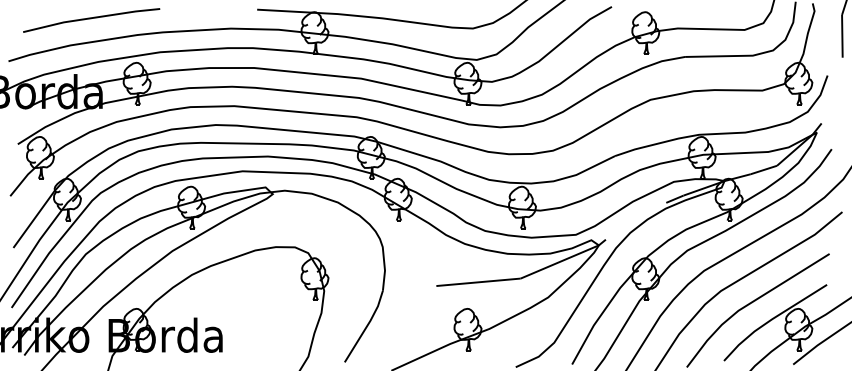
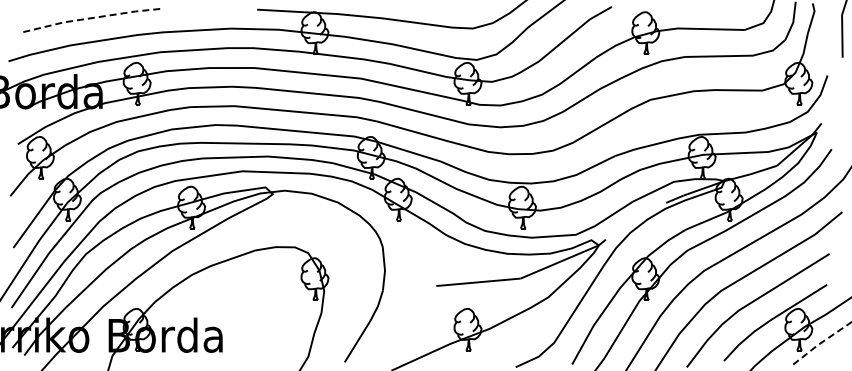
line: solid -> dashed (91, 18)
line: solid -> dashed (821, 342)
